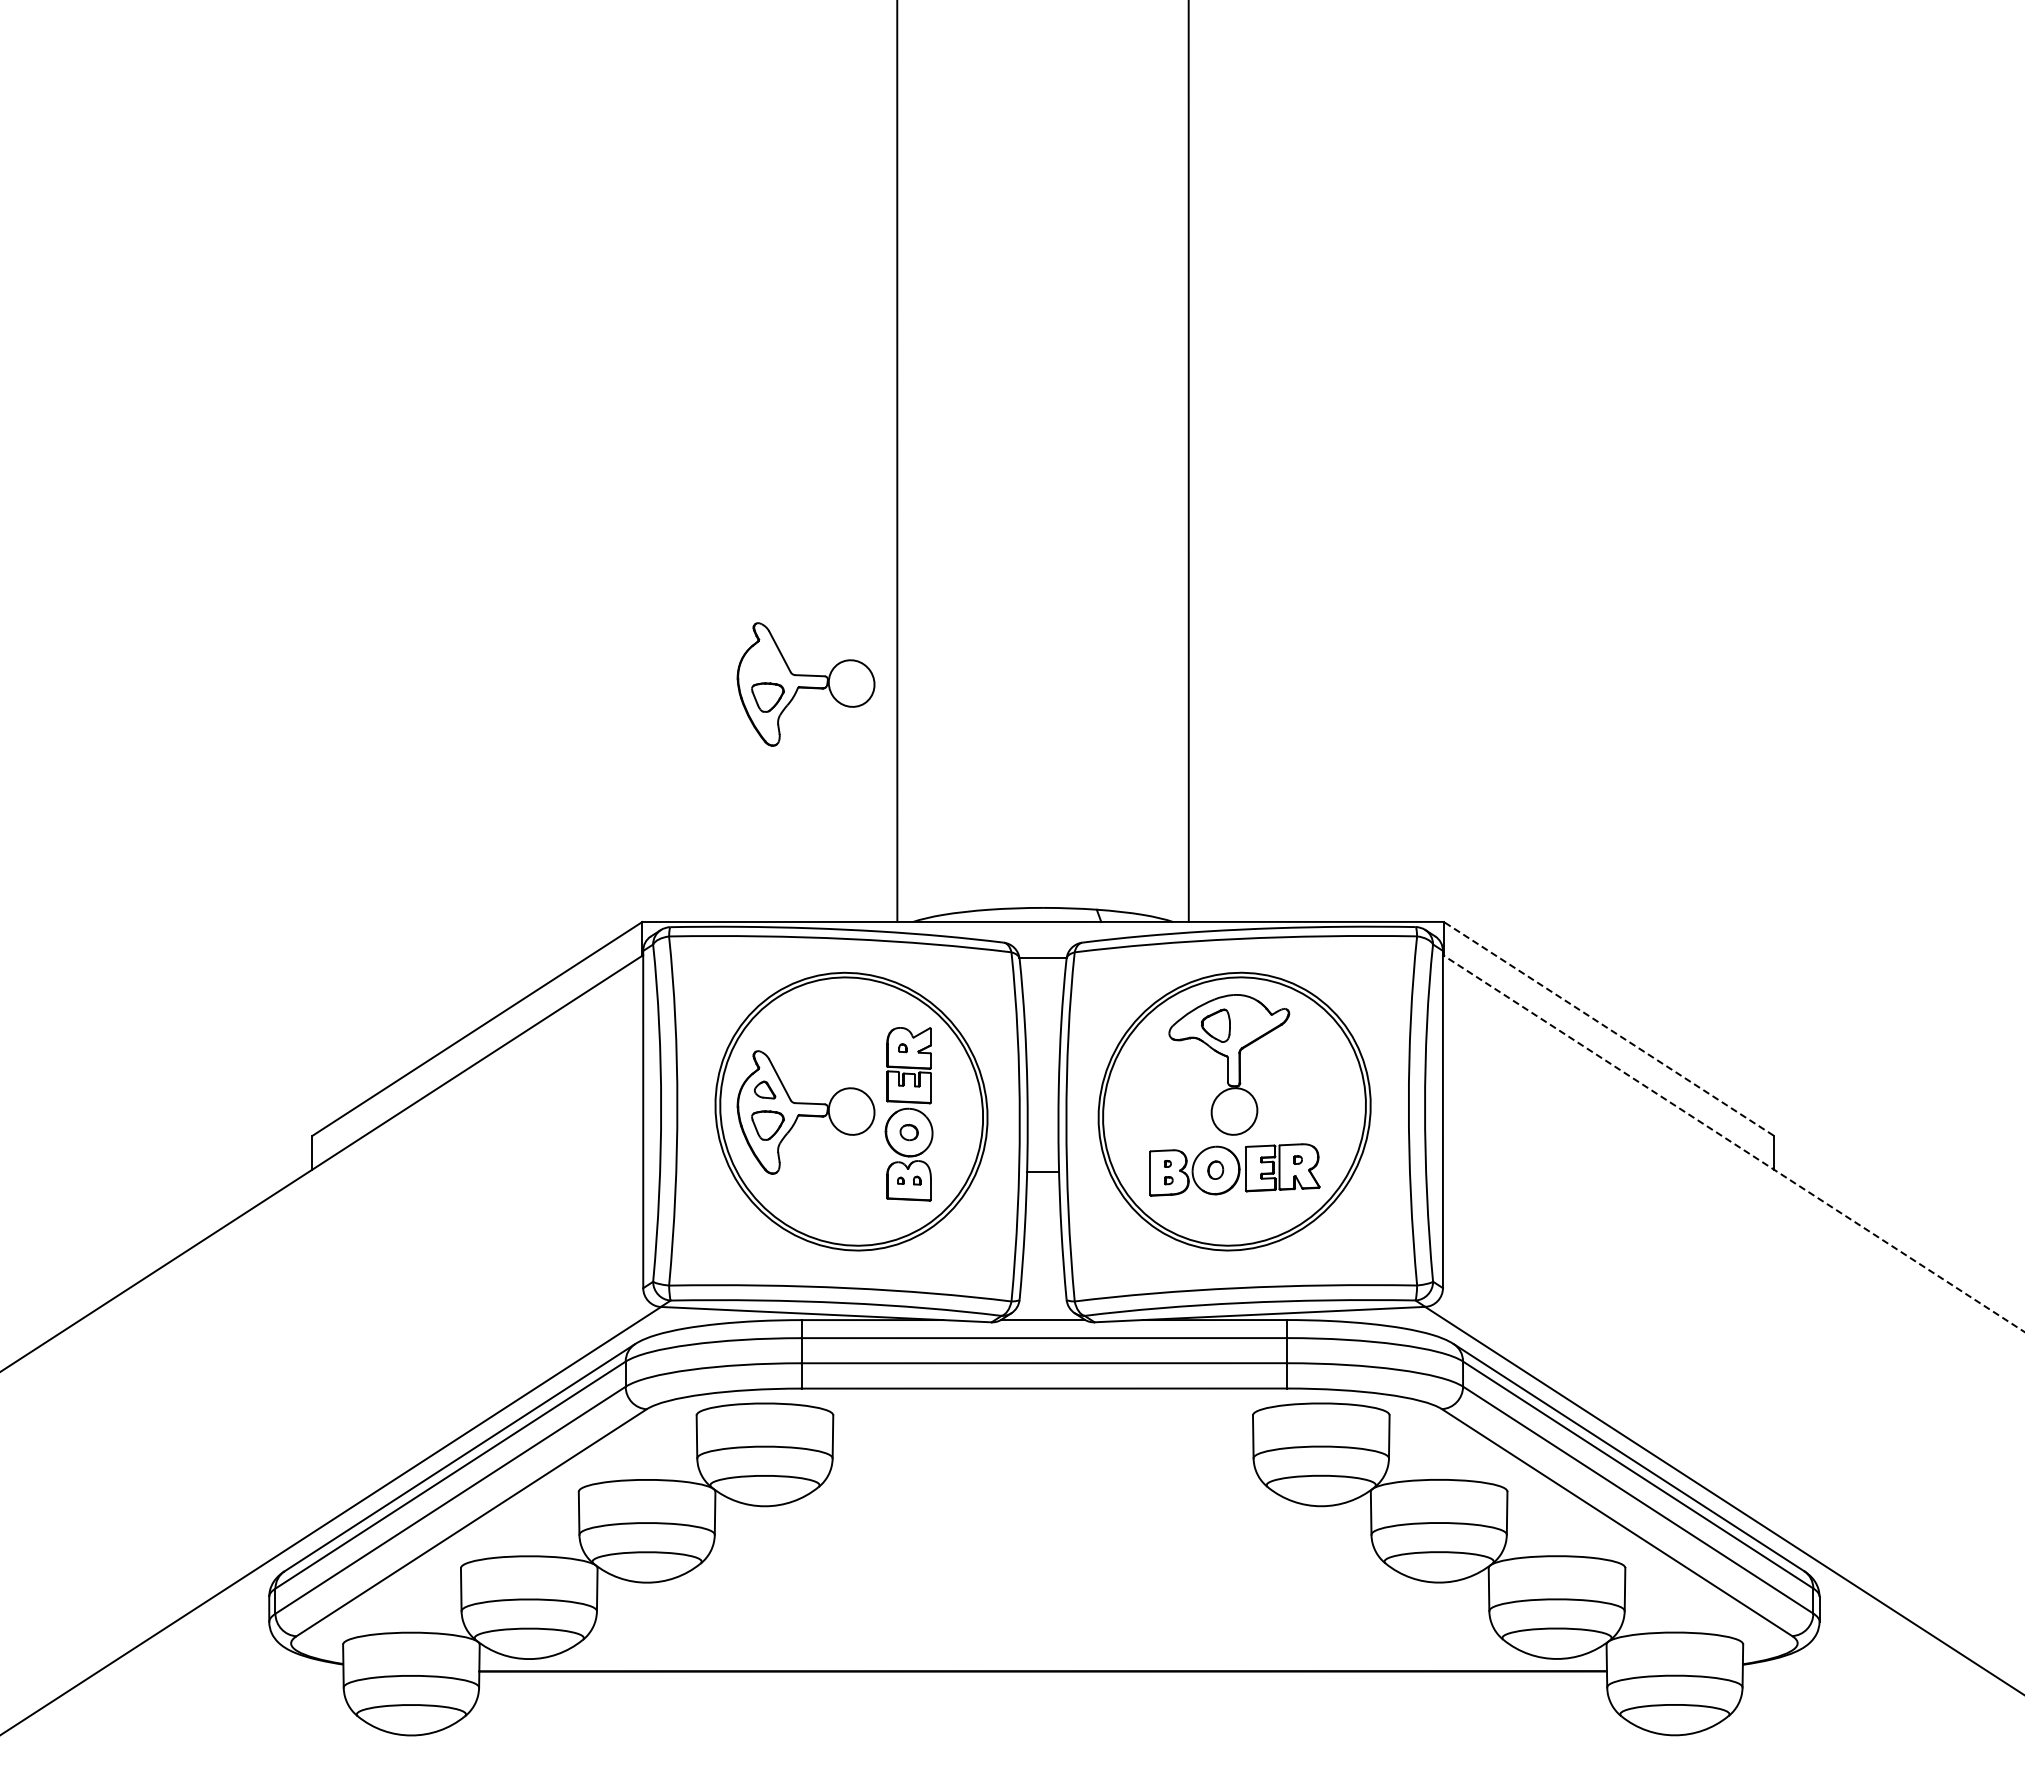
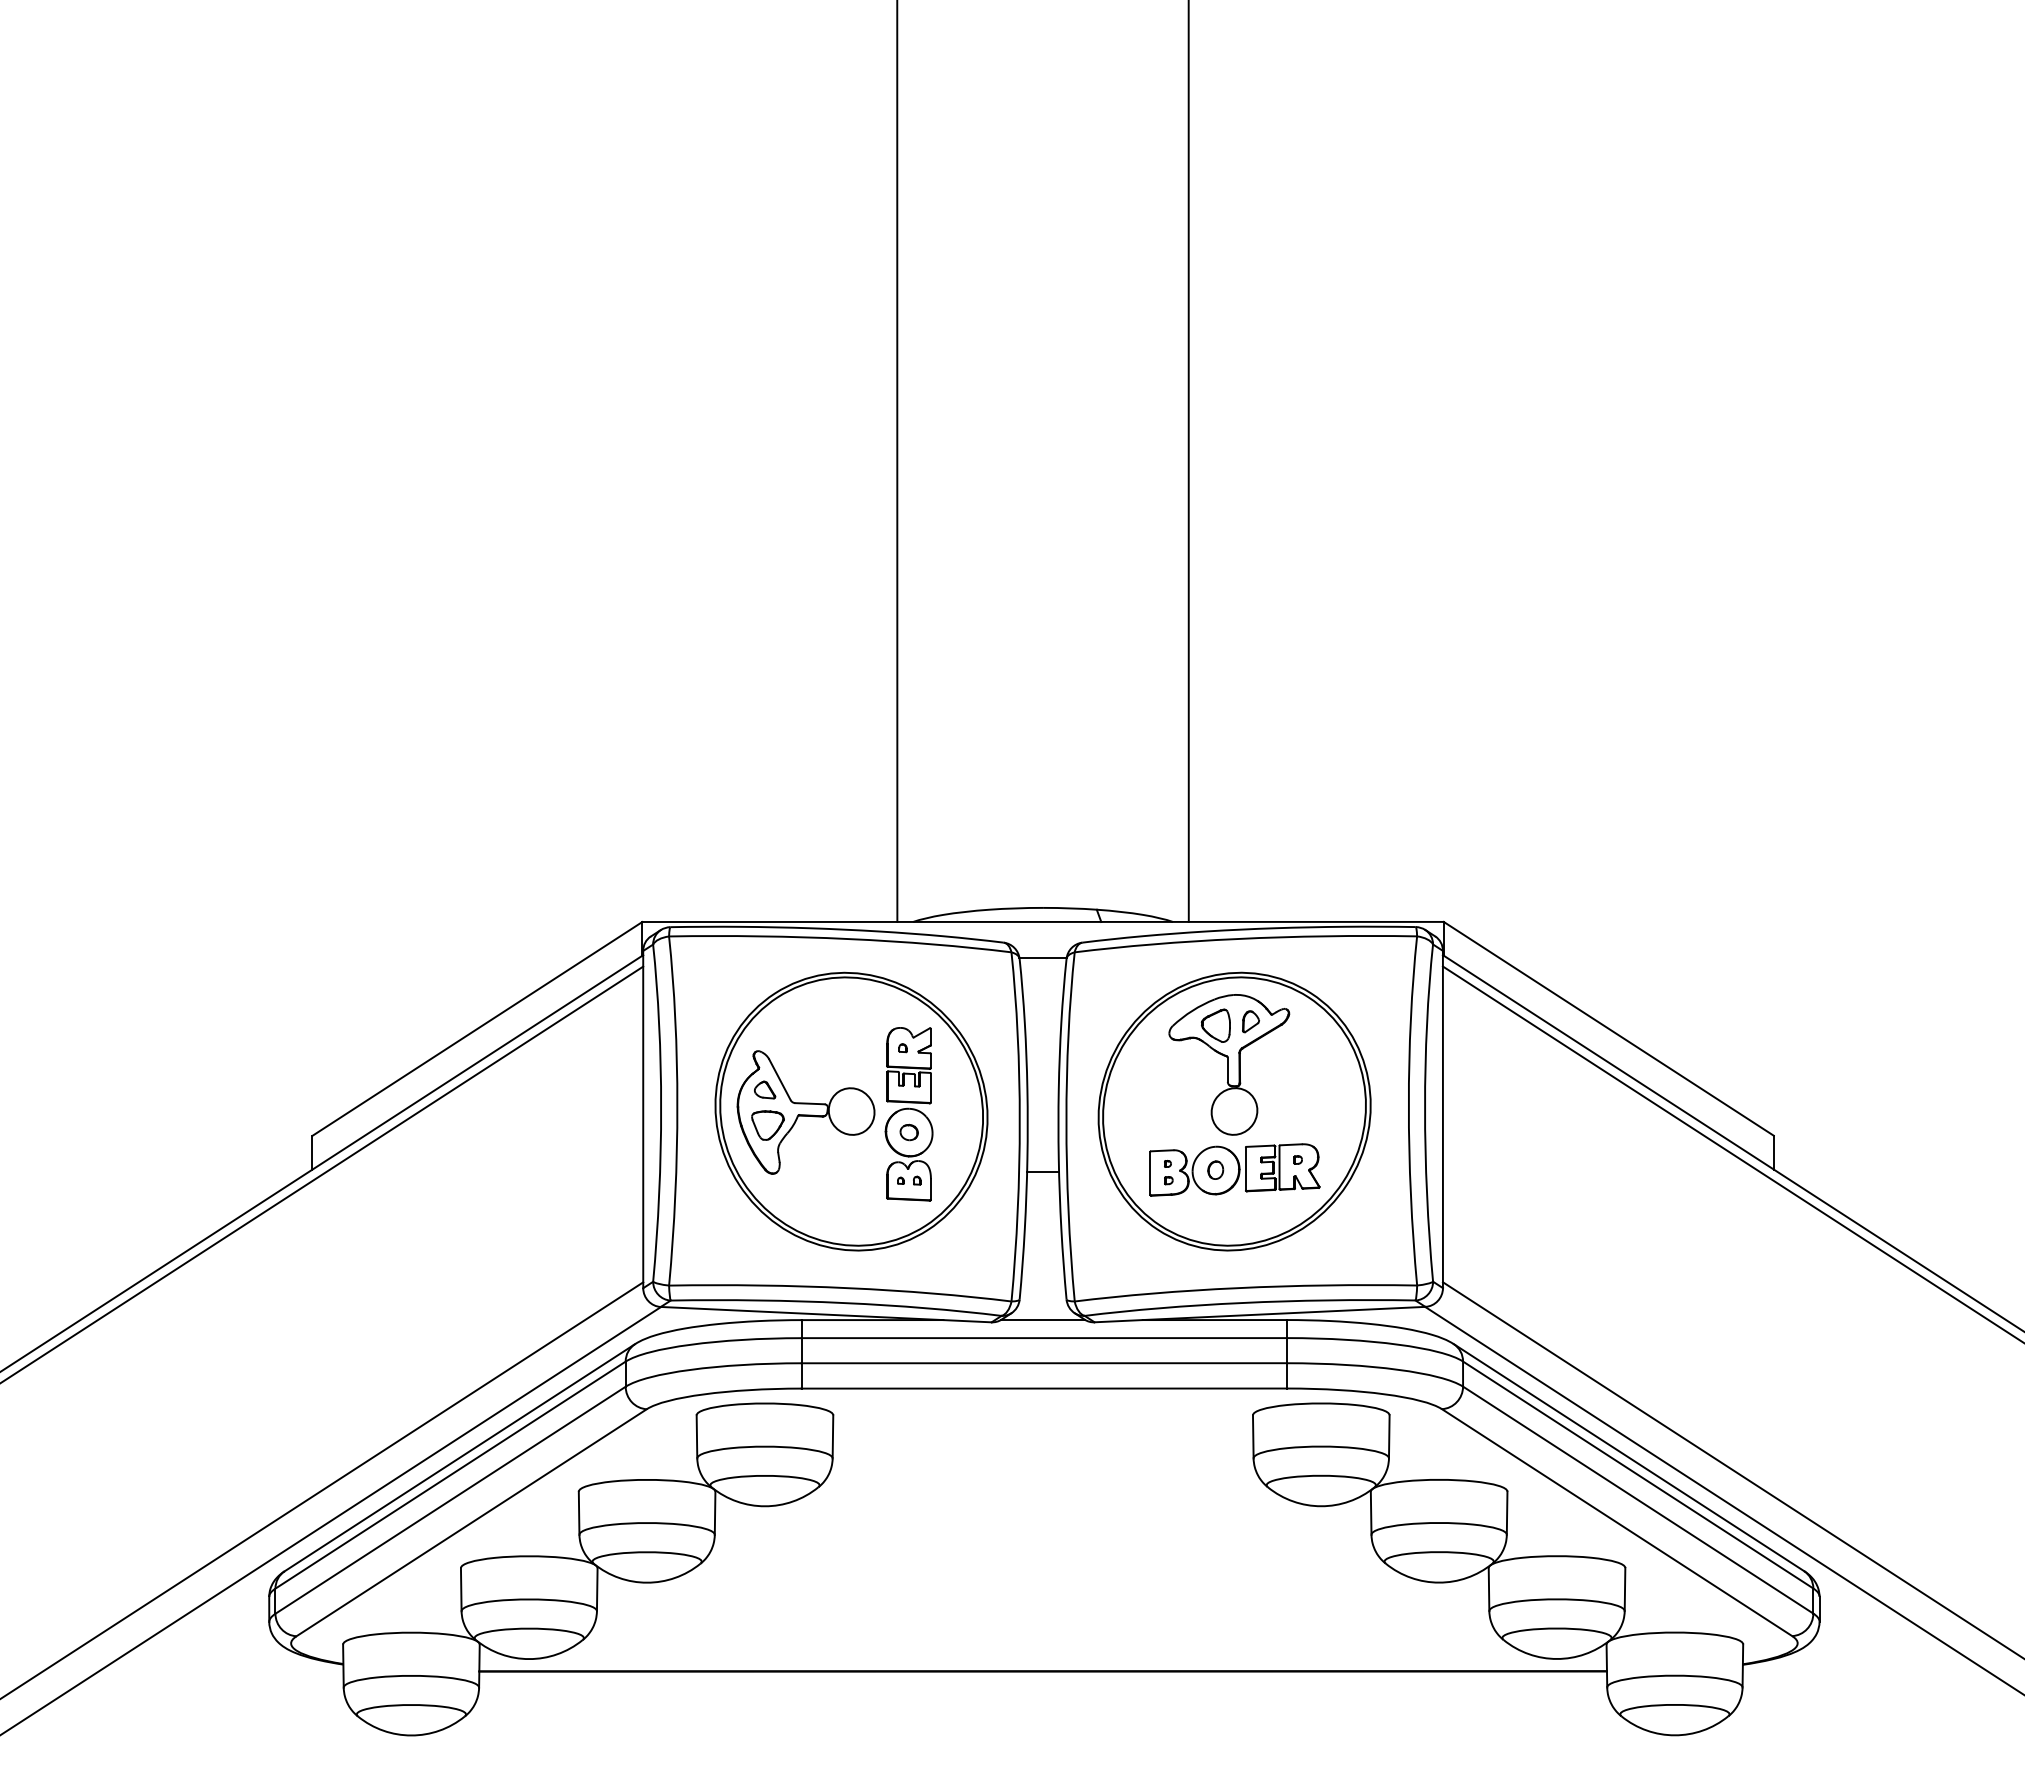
part: present -> none (805, 684)
part: none -> present (1250, 1021)
line: dashed -> solid (1608, 1028)
line: dashed -> solid (1733, 1143)
line: none -> present (1731, 1153)
line: none -> present (322, 1174)
line: none -> present (1731, 1469)
line: none -> present (322, 1489)
